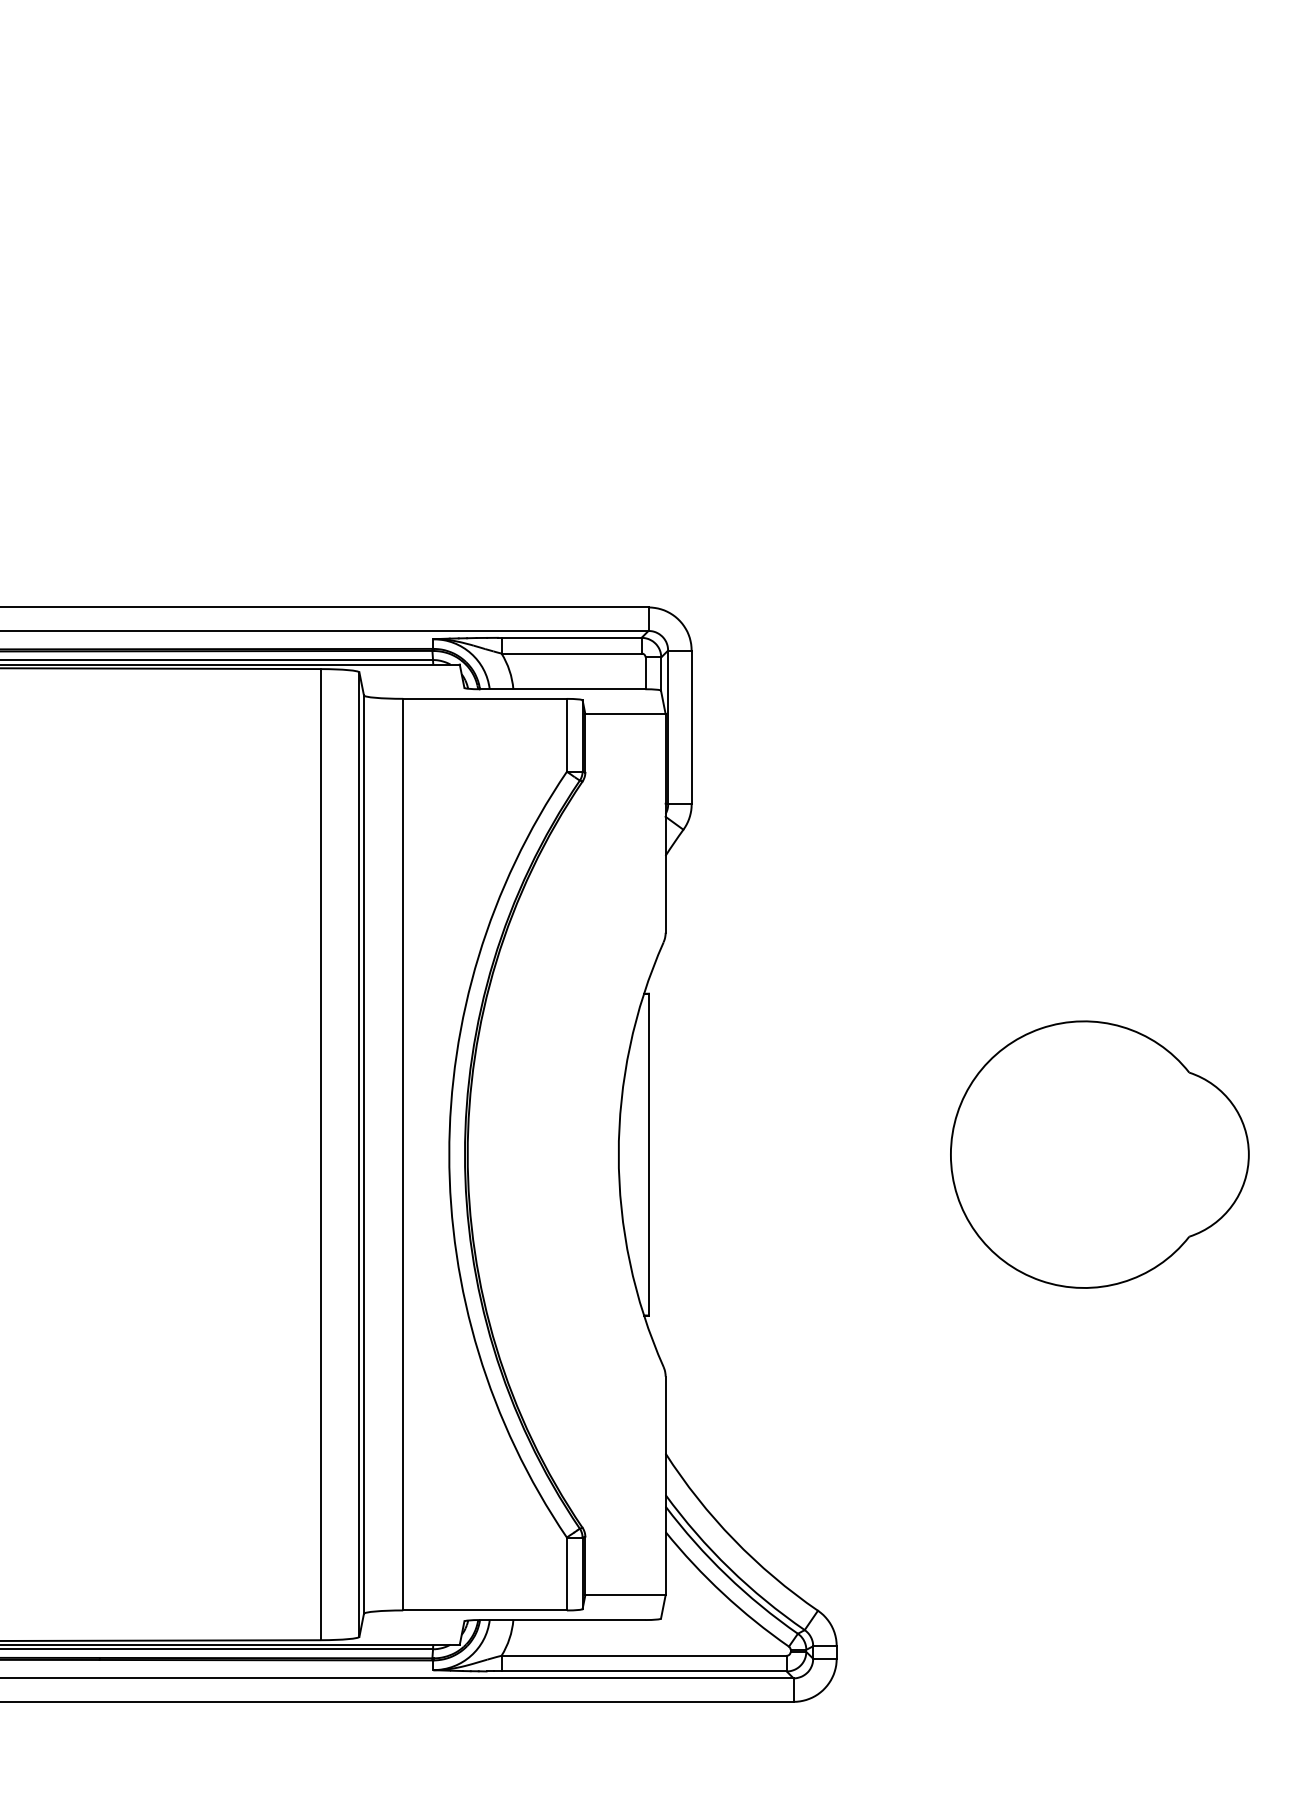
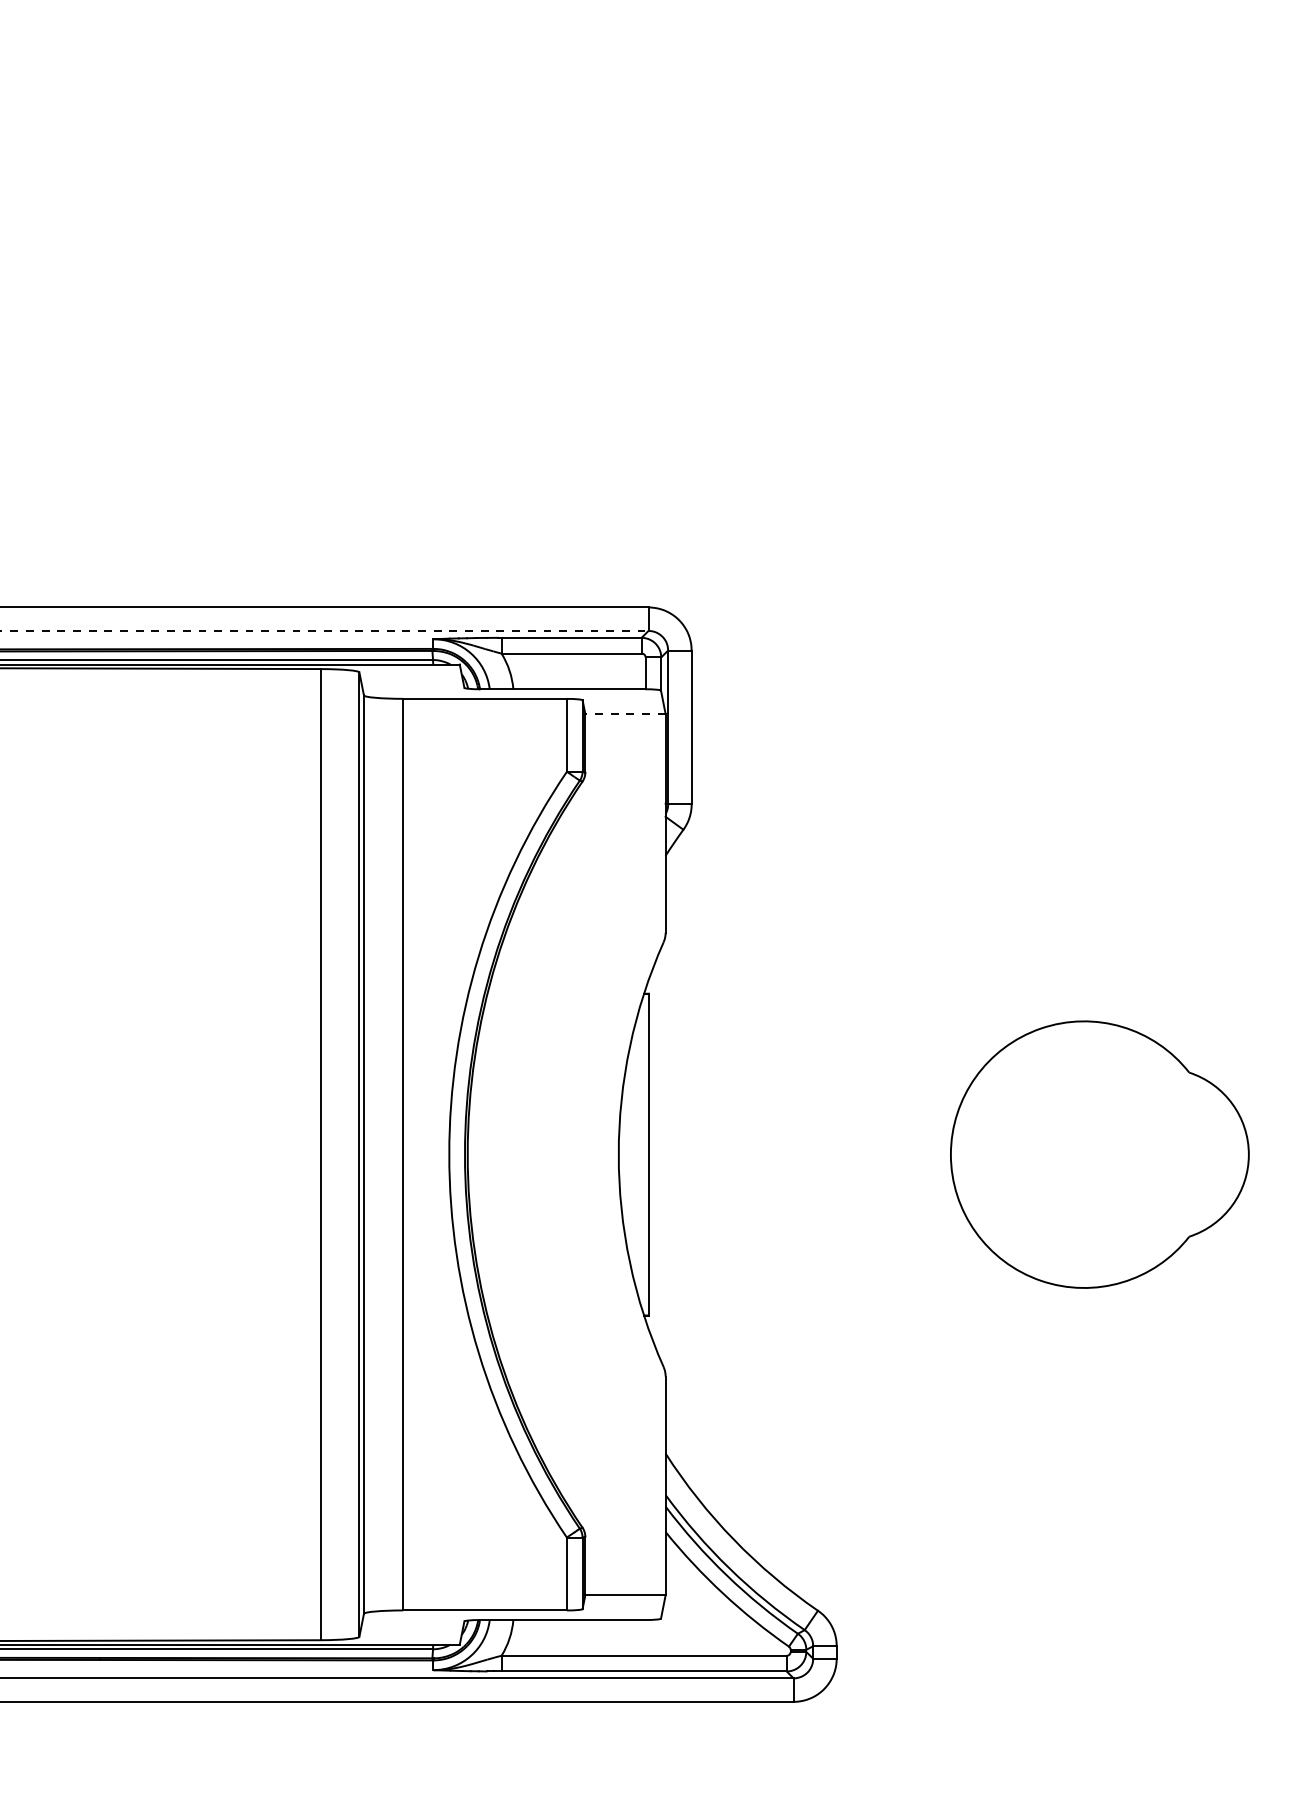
line: solid -> dashed (324, 630)
line: solid -> dashed (624, 714)
